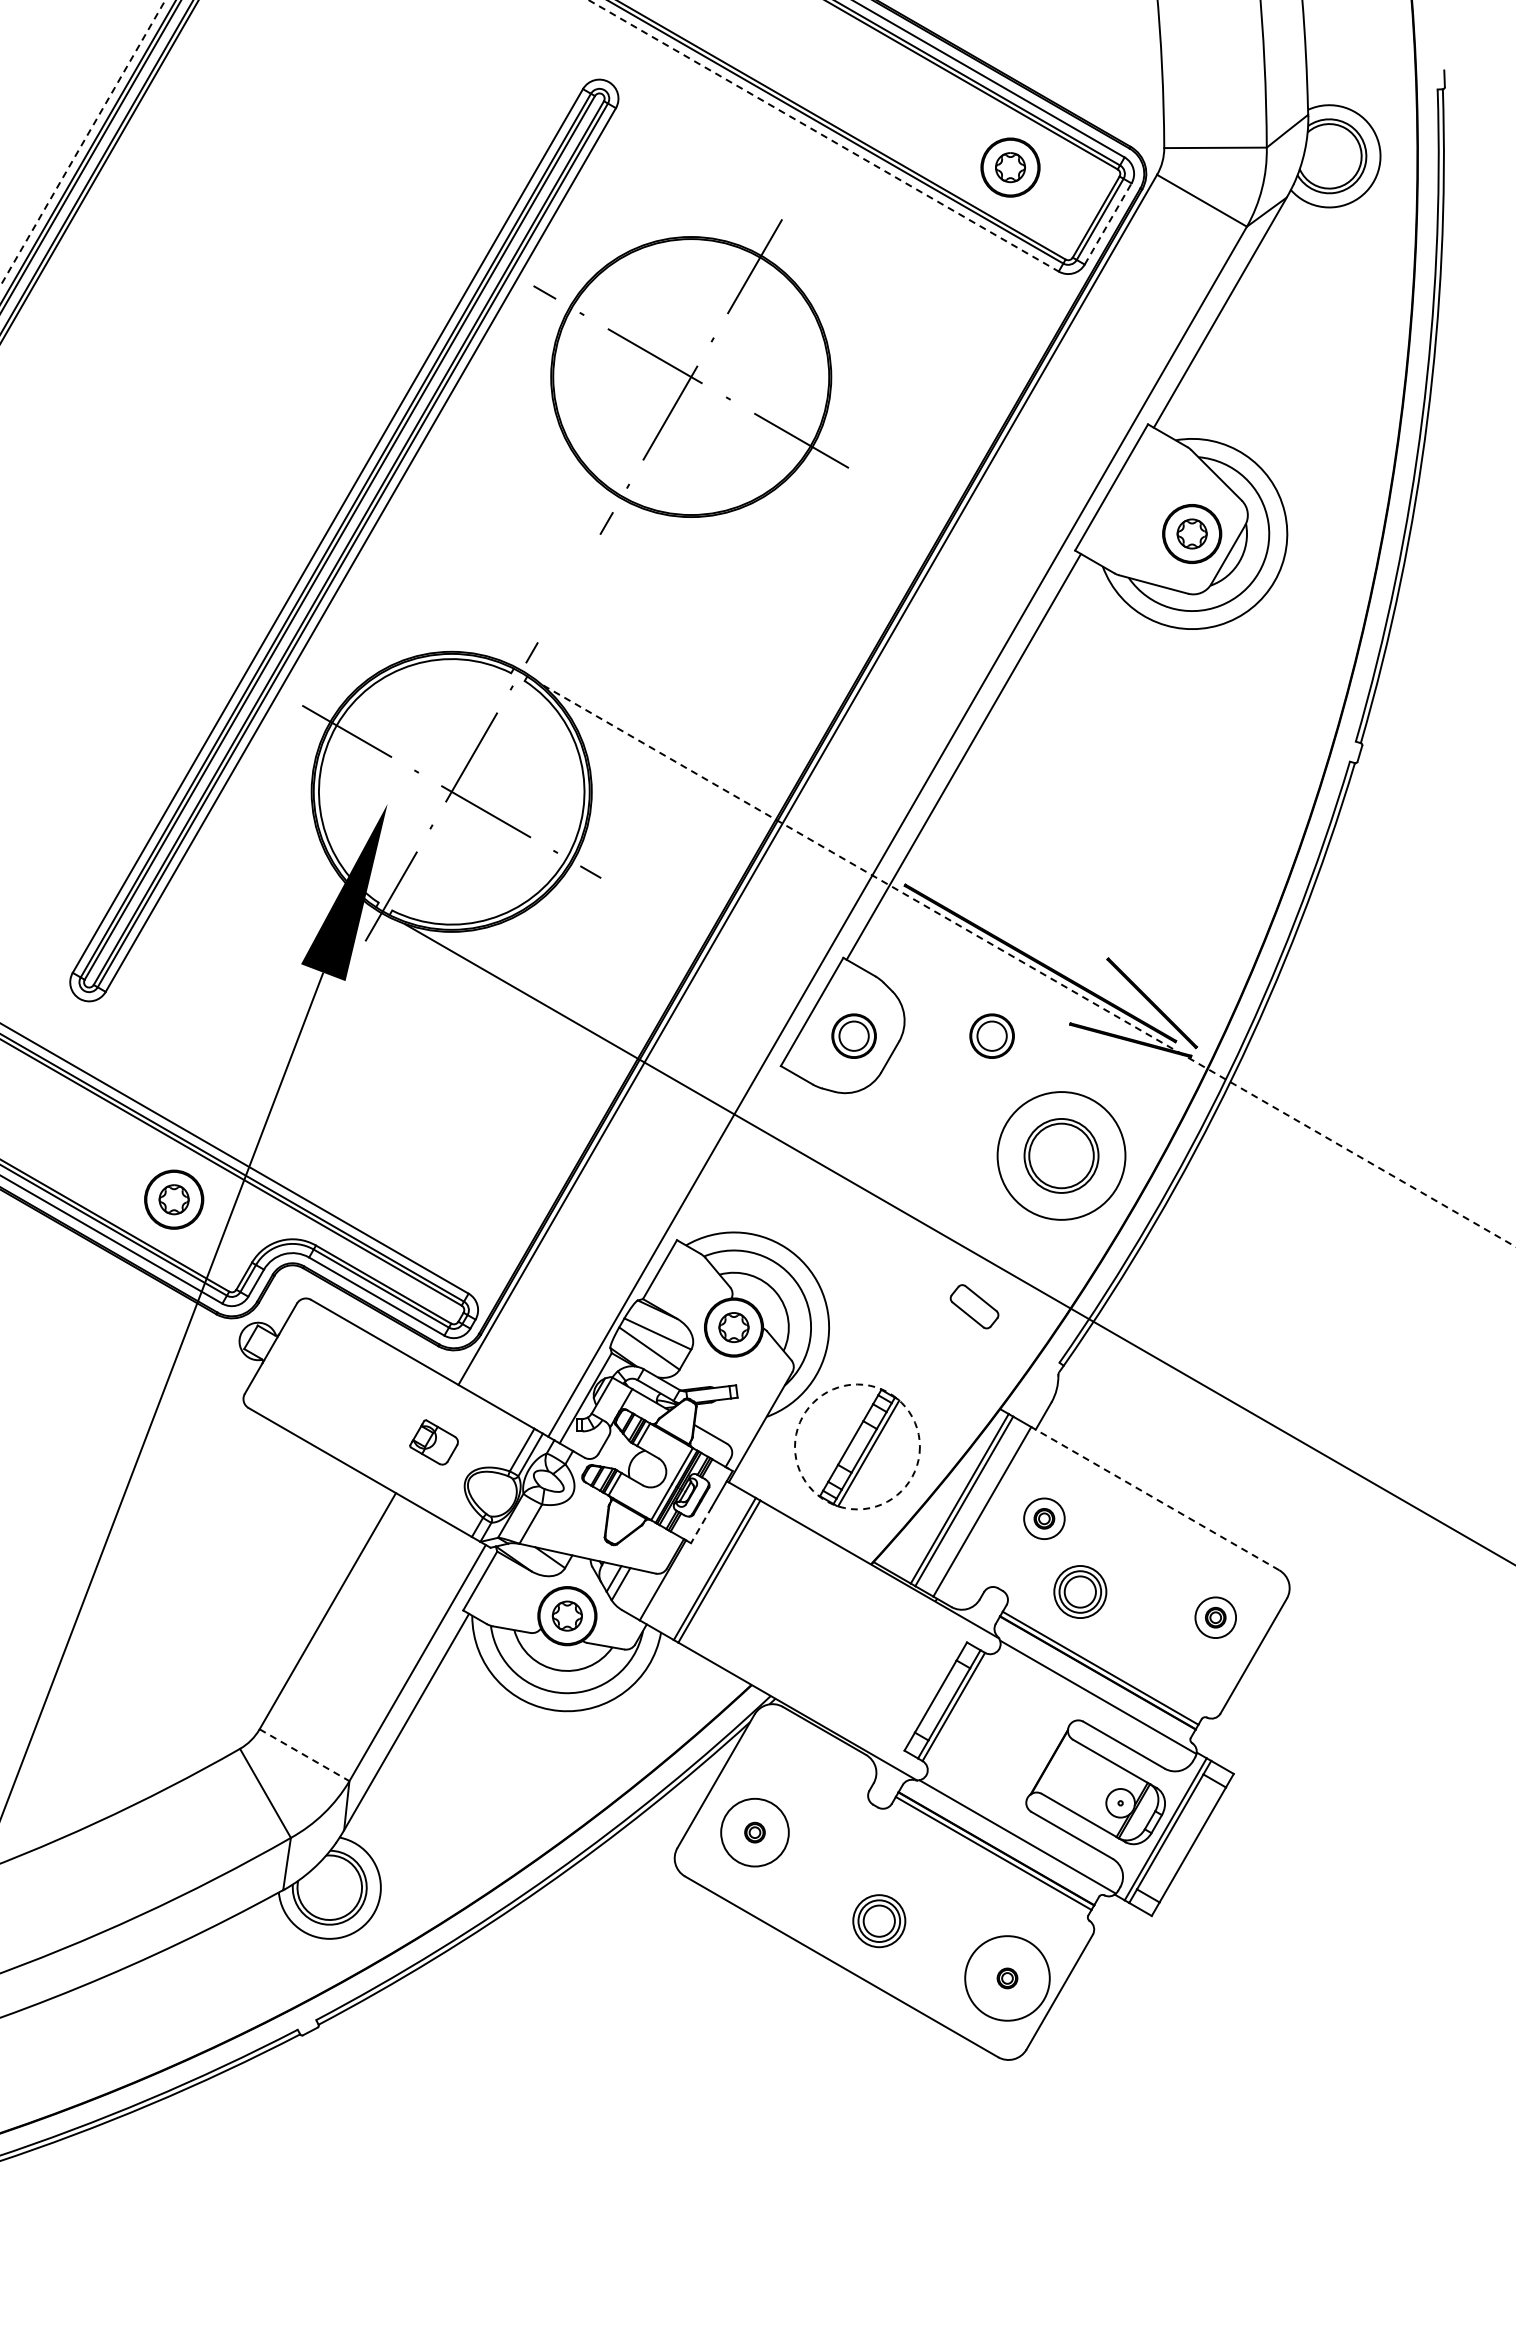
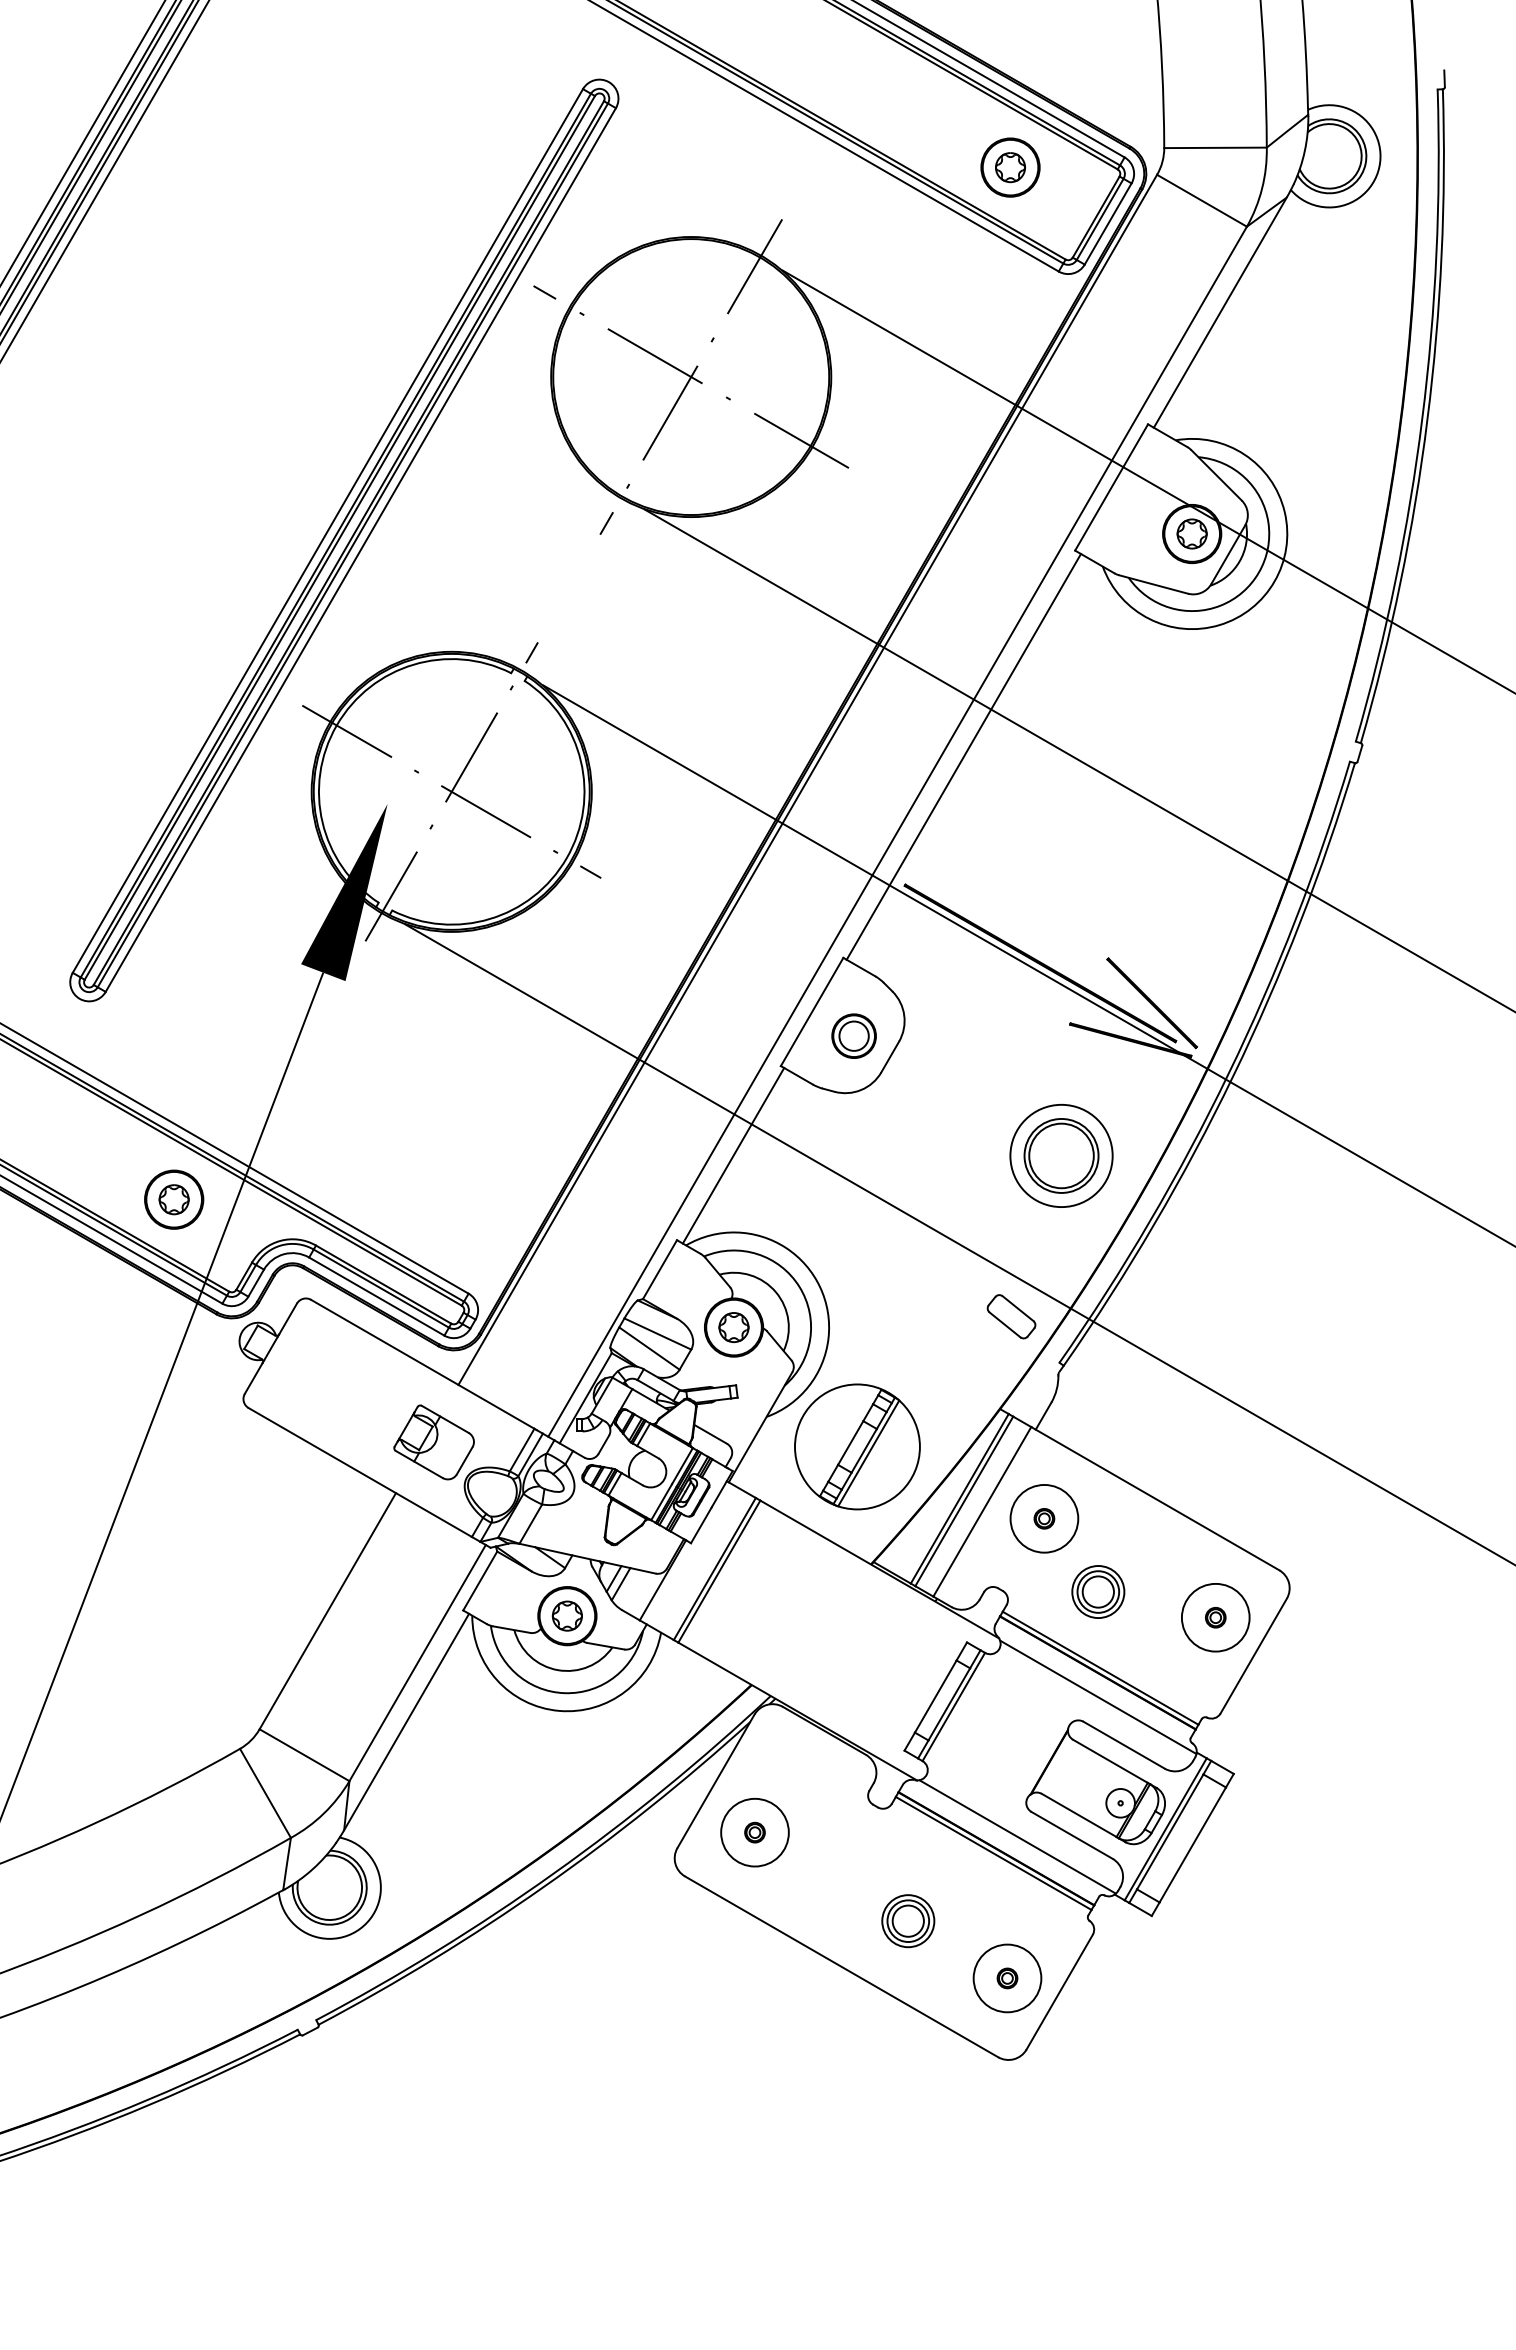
line: dashed -> solid (824, 136)
line: dashed -> solid (82, 143)
line: none -> present (105, 180)
line: dashed -> solid (1108, 224)
line: none -> present (1147, 480)
line: none -> present (1078, 759)
line: dashed -> solid (1029, 966)
part: present -> none (991, 1035)
line: none -> present (733, 1155)
circle diameter: 128 px -> 102 px (1061, 1155)
part position: (974, 1306) -> (1011, 1316) (1011, 1316)
part size: 50x47 px -> 82x77 px (433, 1442)
circle: dashed -> solid (856, 1446)
line: dashed -> solid (1154, 1498)
circle diameter: 41 px -> 68 px (1044, 1518)
line: dashed -> solid (701, 1525)
part position: (1080, 1591) -> (1098, 1591) (1098, 1591)
circle diameter: 41 px -> 68 px (1215, 1617)
line: dashed -> solid (304, 1755)
part position: (879, 1921) -> (908, 1921) (908, 1921)
circle diameter: 85 px -> 68 px (1007, 1978)
